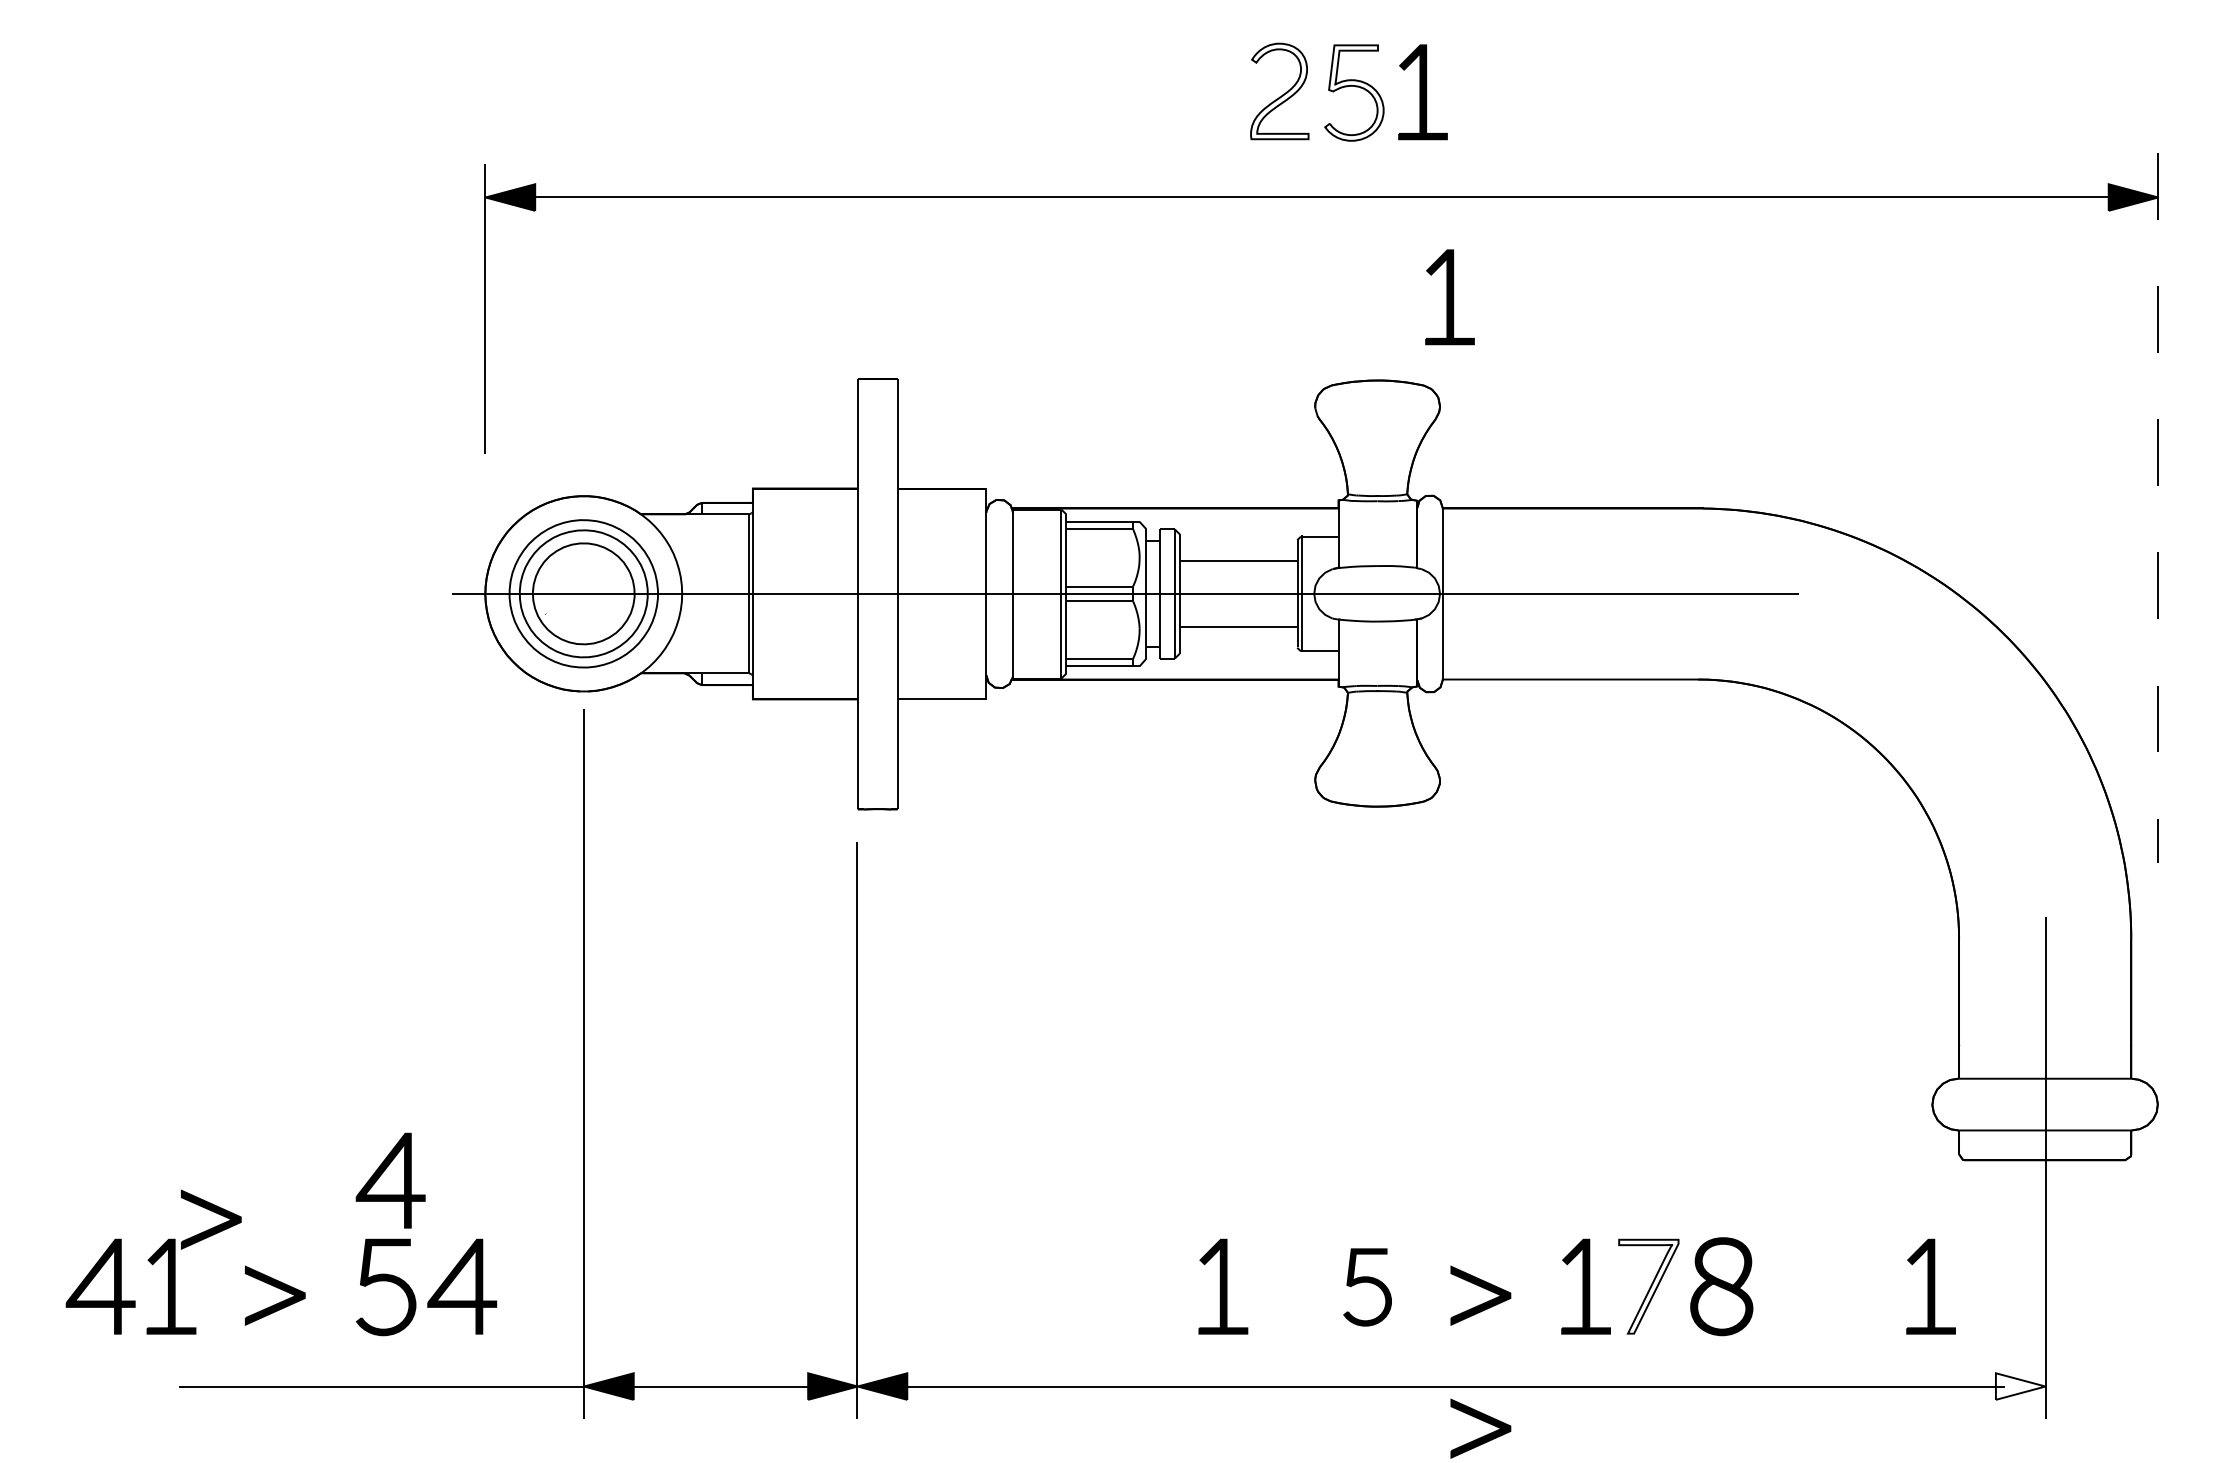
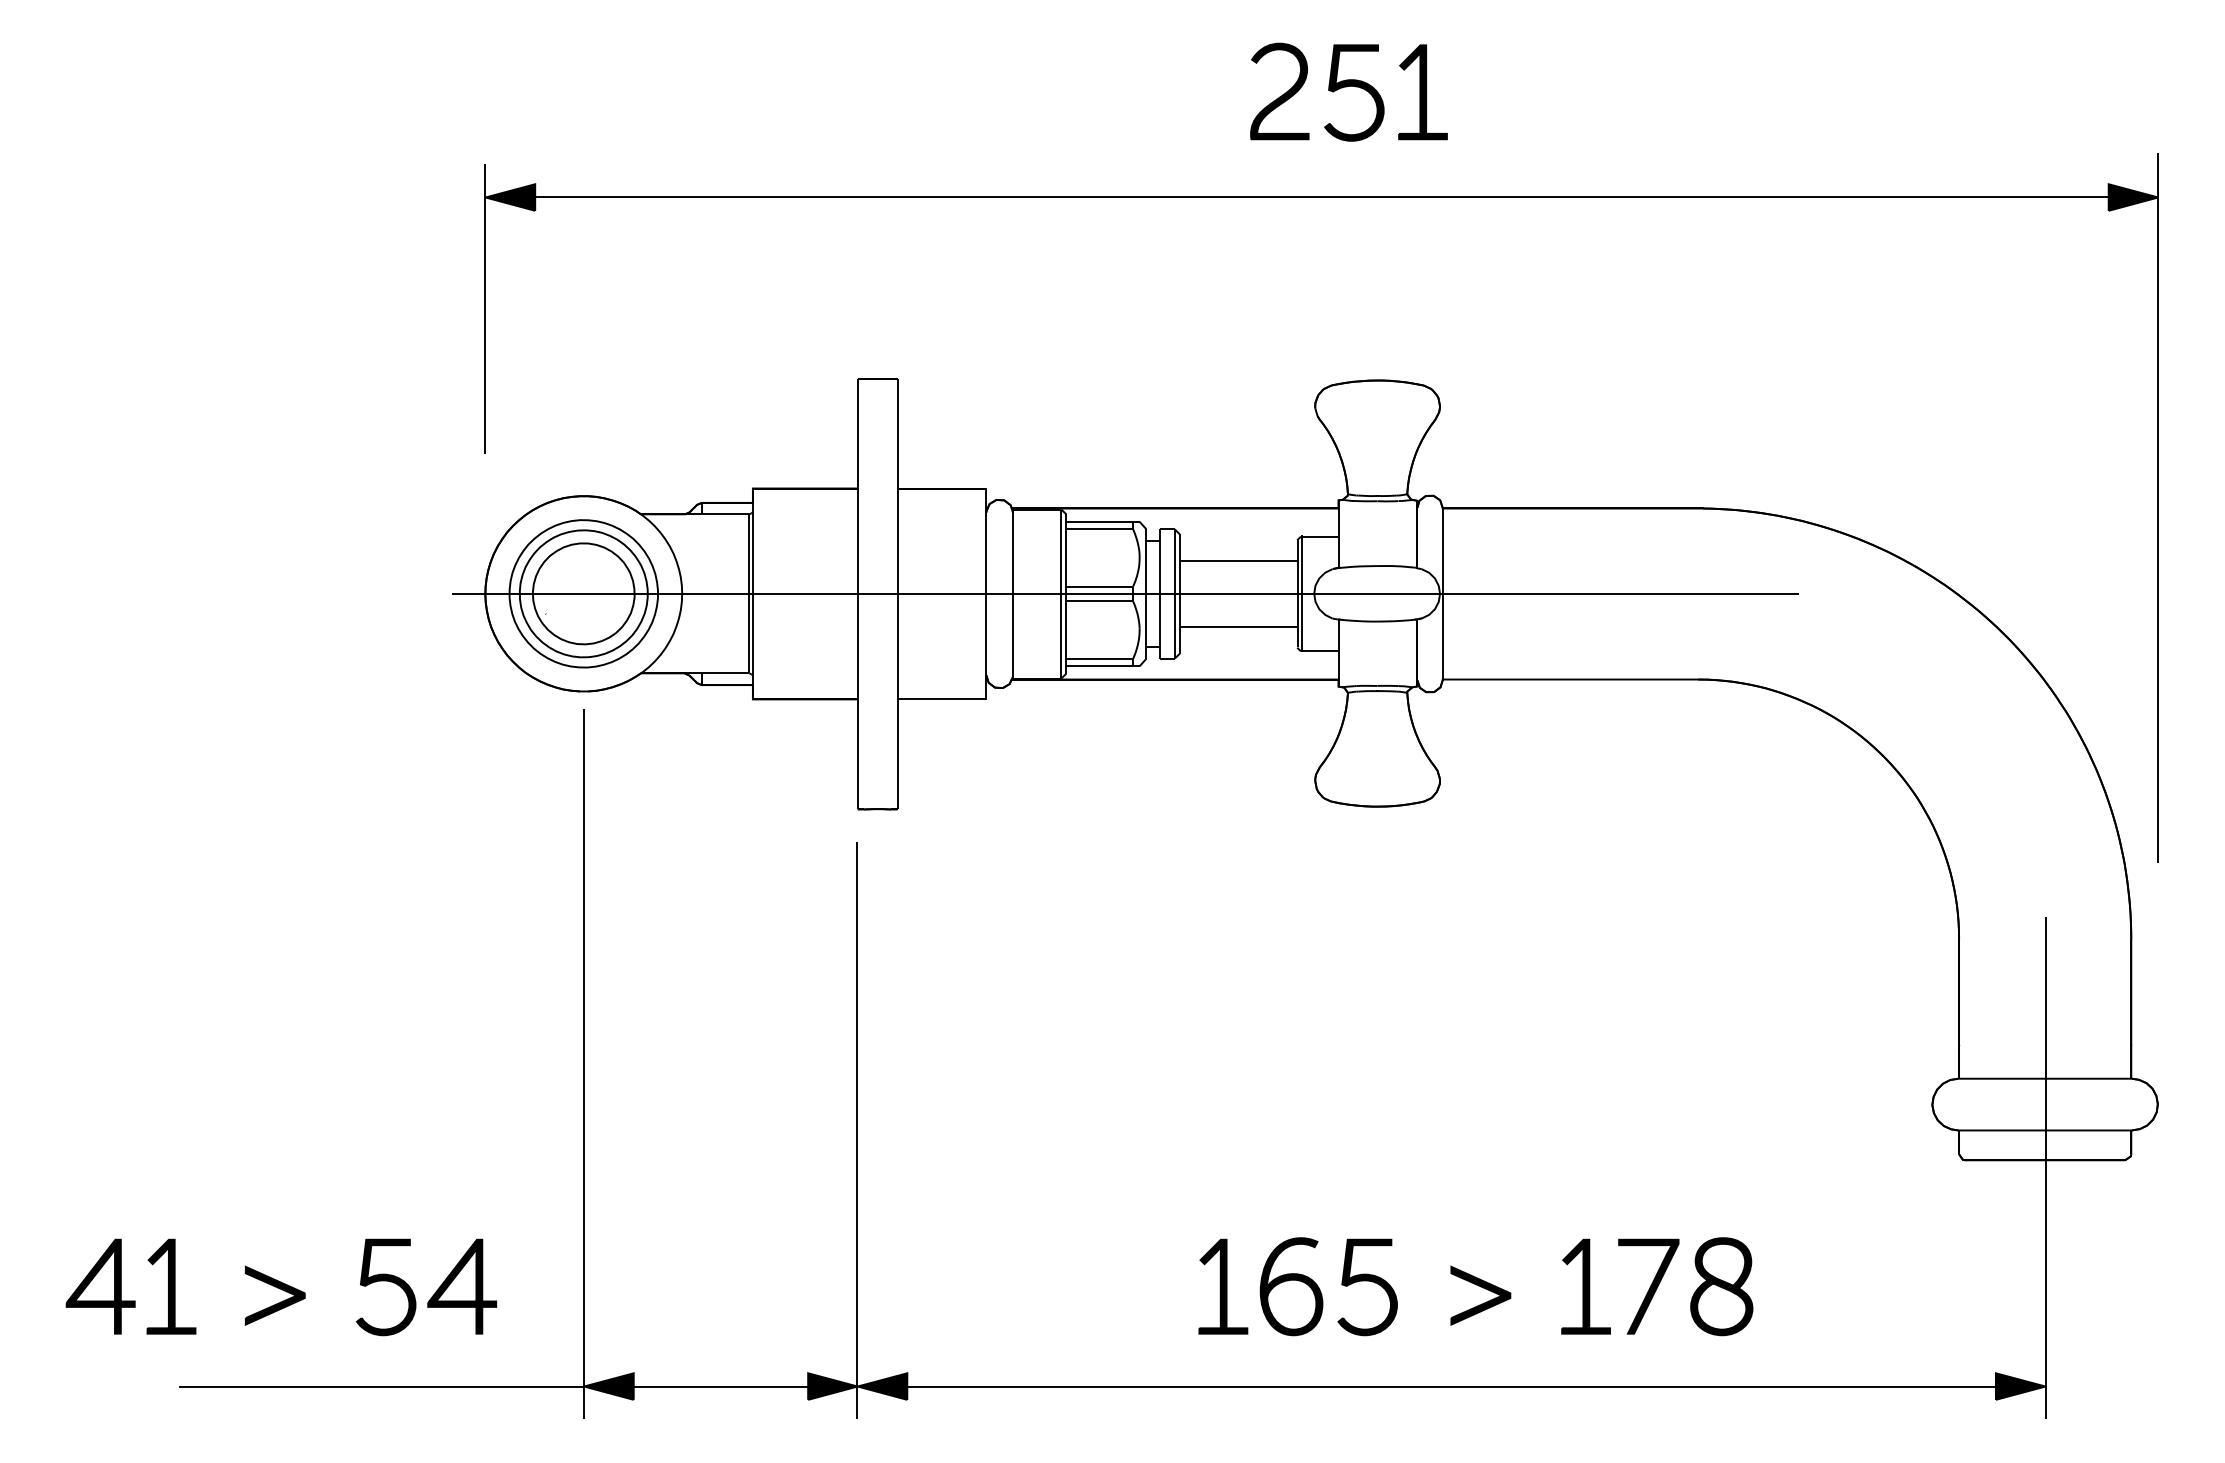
fill: none -> present (1279, 91)
fill: none -> present (1354, 92)
part: present -> none (1449, 297)
line: dashed -> solid (2157, 507)
part: present -> none (390, 1180)
part: present -> none (215, 1213)
part: none -> present (1291, 1286)
fill: none -> present (1648, 1286)
part: present -> none (1930, 1286)
part size: 49x79 px -> 61x99 px (1367, 1287)
fill: none -> present (2020, 1386)
part: present -> none (1483, 1421)
